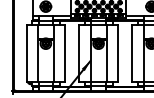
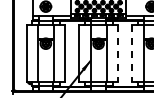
line: solid -> dashed (117, 53)
line: solid -> dashed (132, 53)
